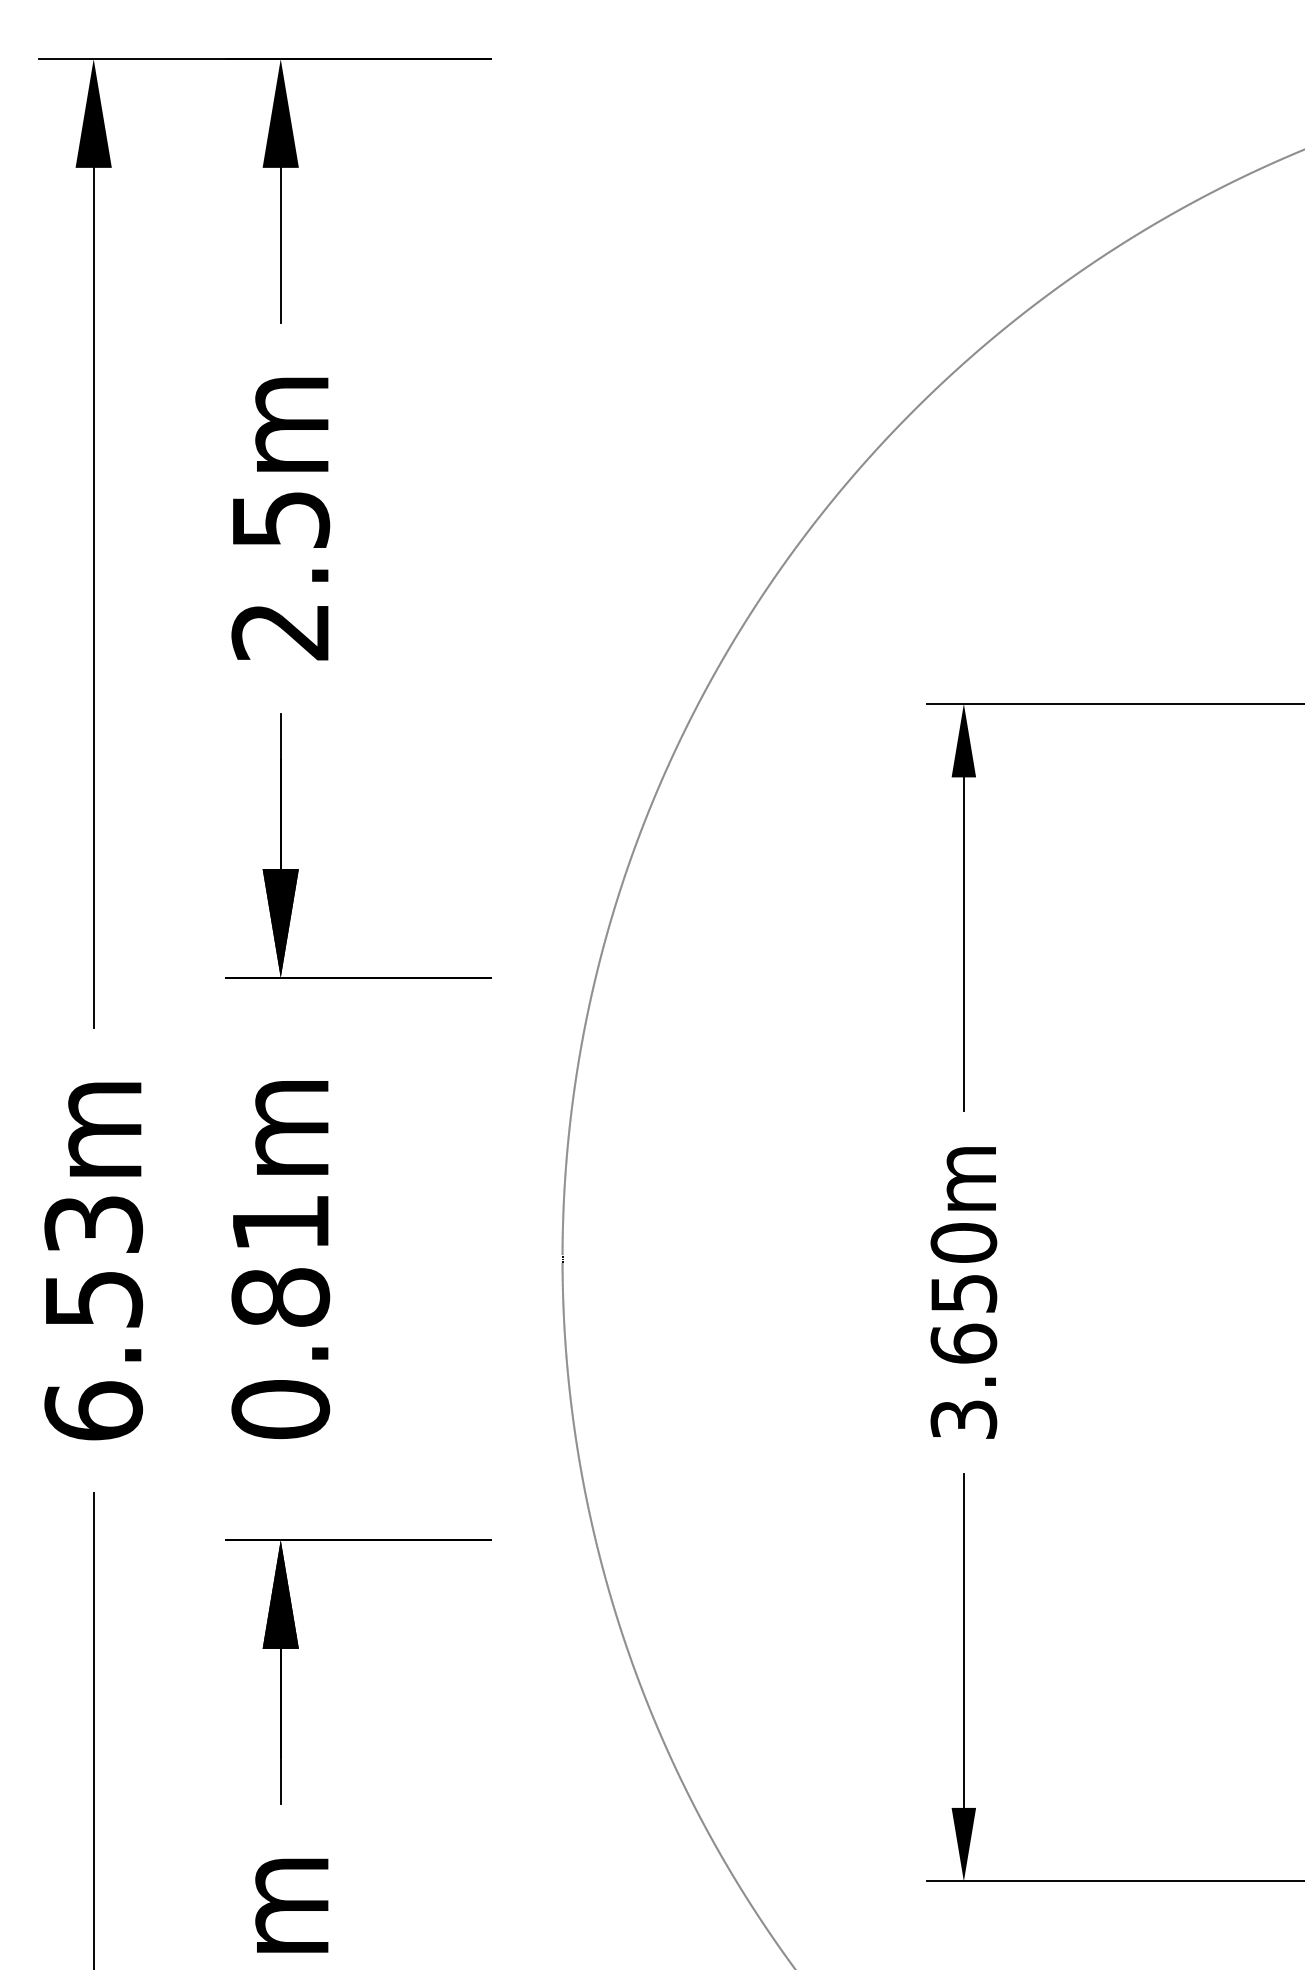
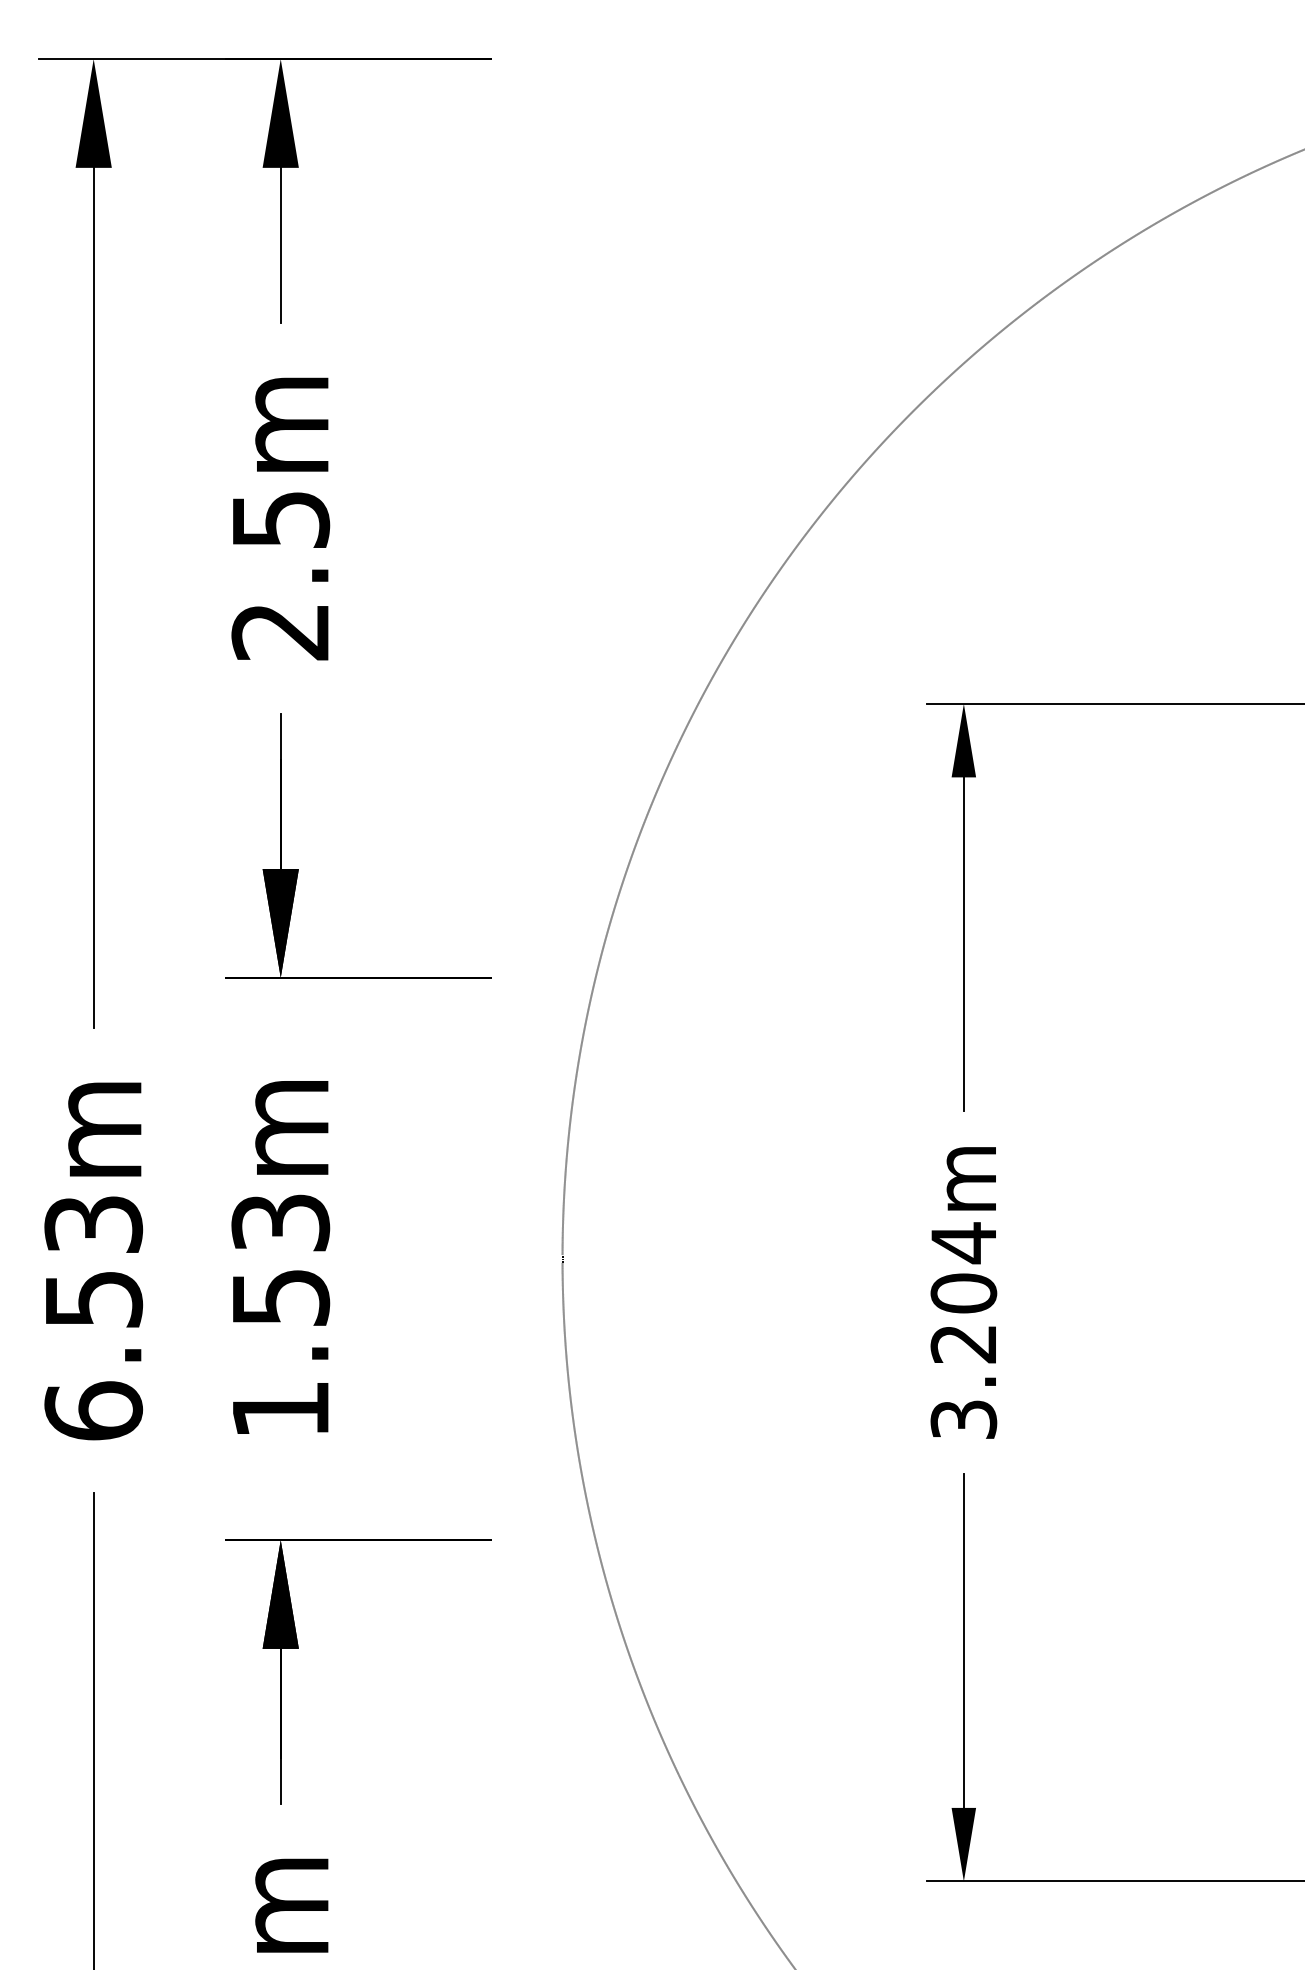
text: 3.650m -> 3.204m (963, 1292)
text: 0.81m -> 1.53m (280, 1316)
